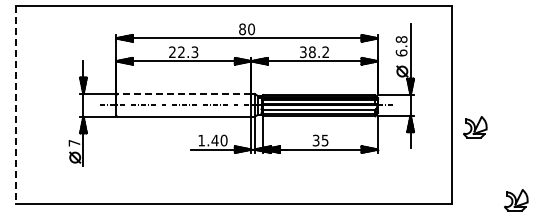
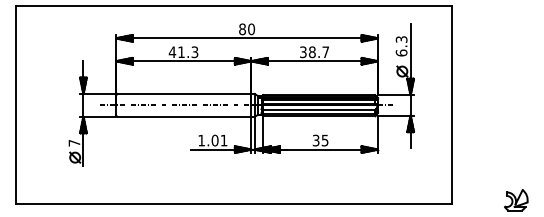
text: 6.8 -> 6.3 (401, 39)
text: 22.3 -> 41.3 (176, 51)
text: 38.2 -> 38.7 (325, 51)
line: dashed -> solid (184, 93)
line: dashed -> solid (16, 105)
part: present -> none (475, 127)
text: 1.40 -> 1.01 (219, 140)
